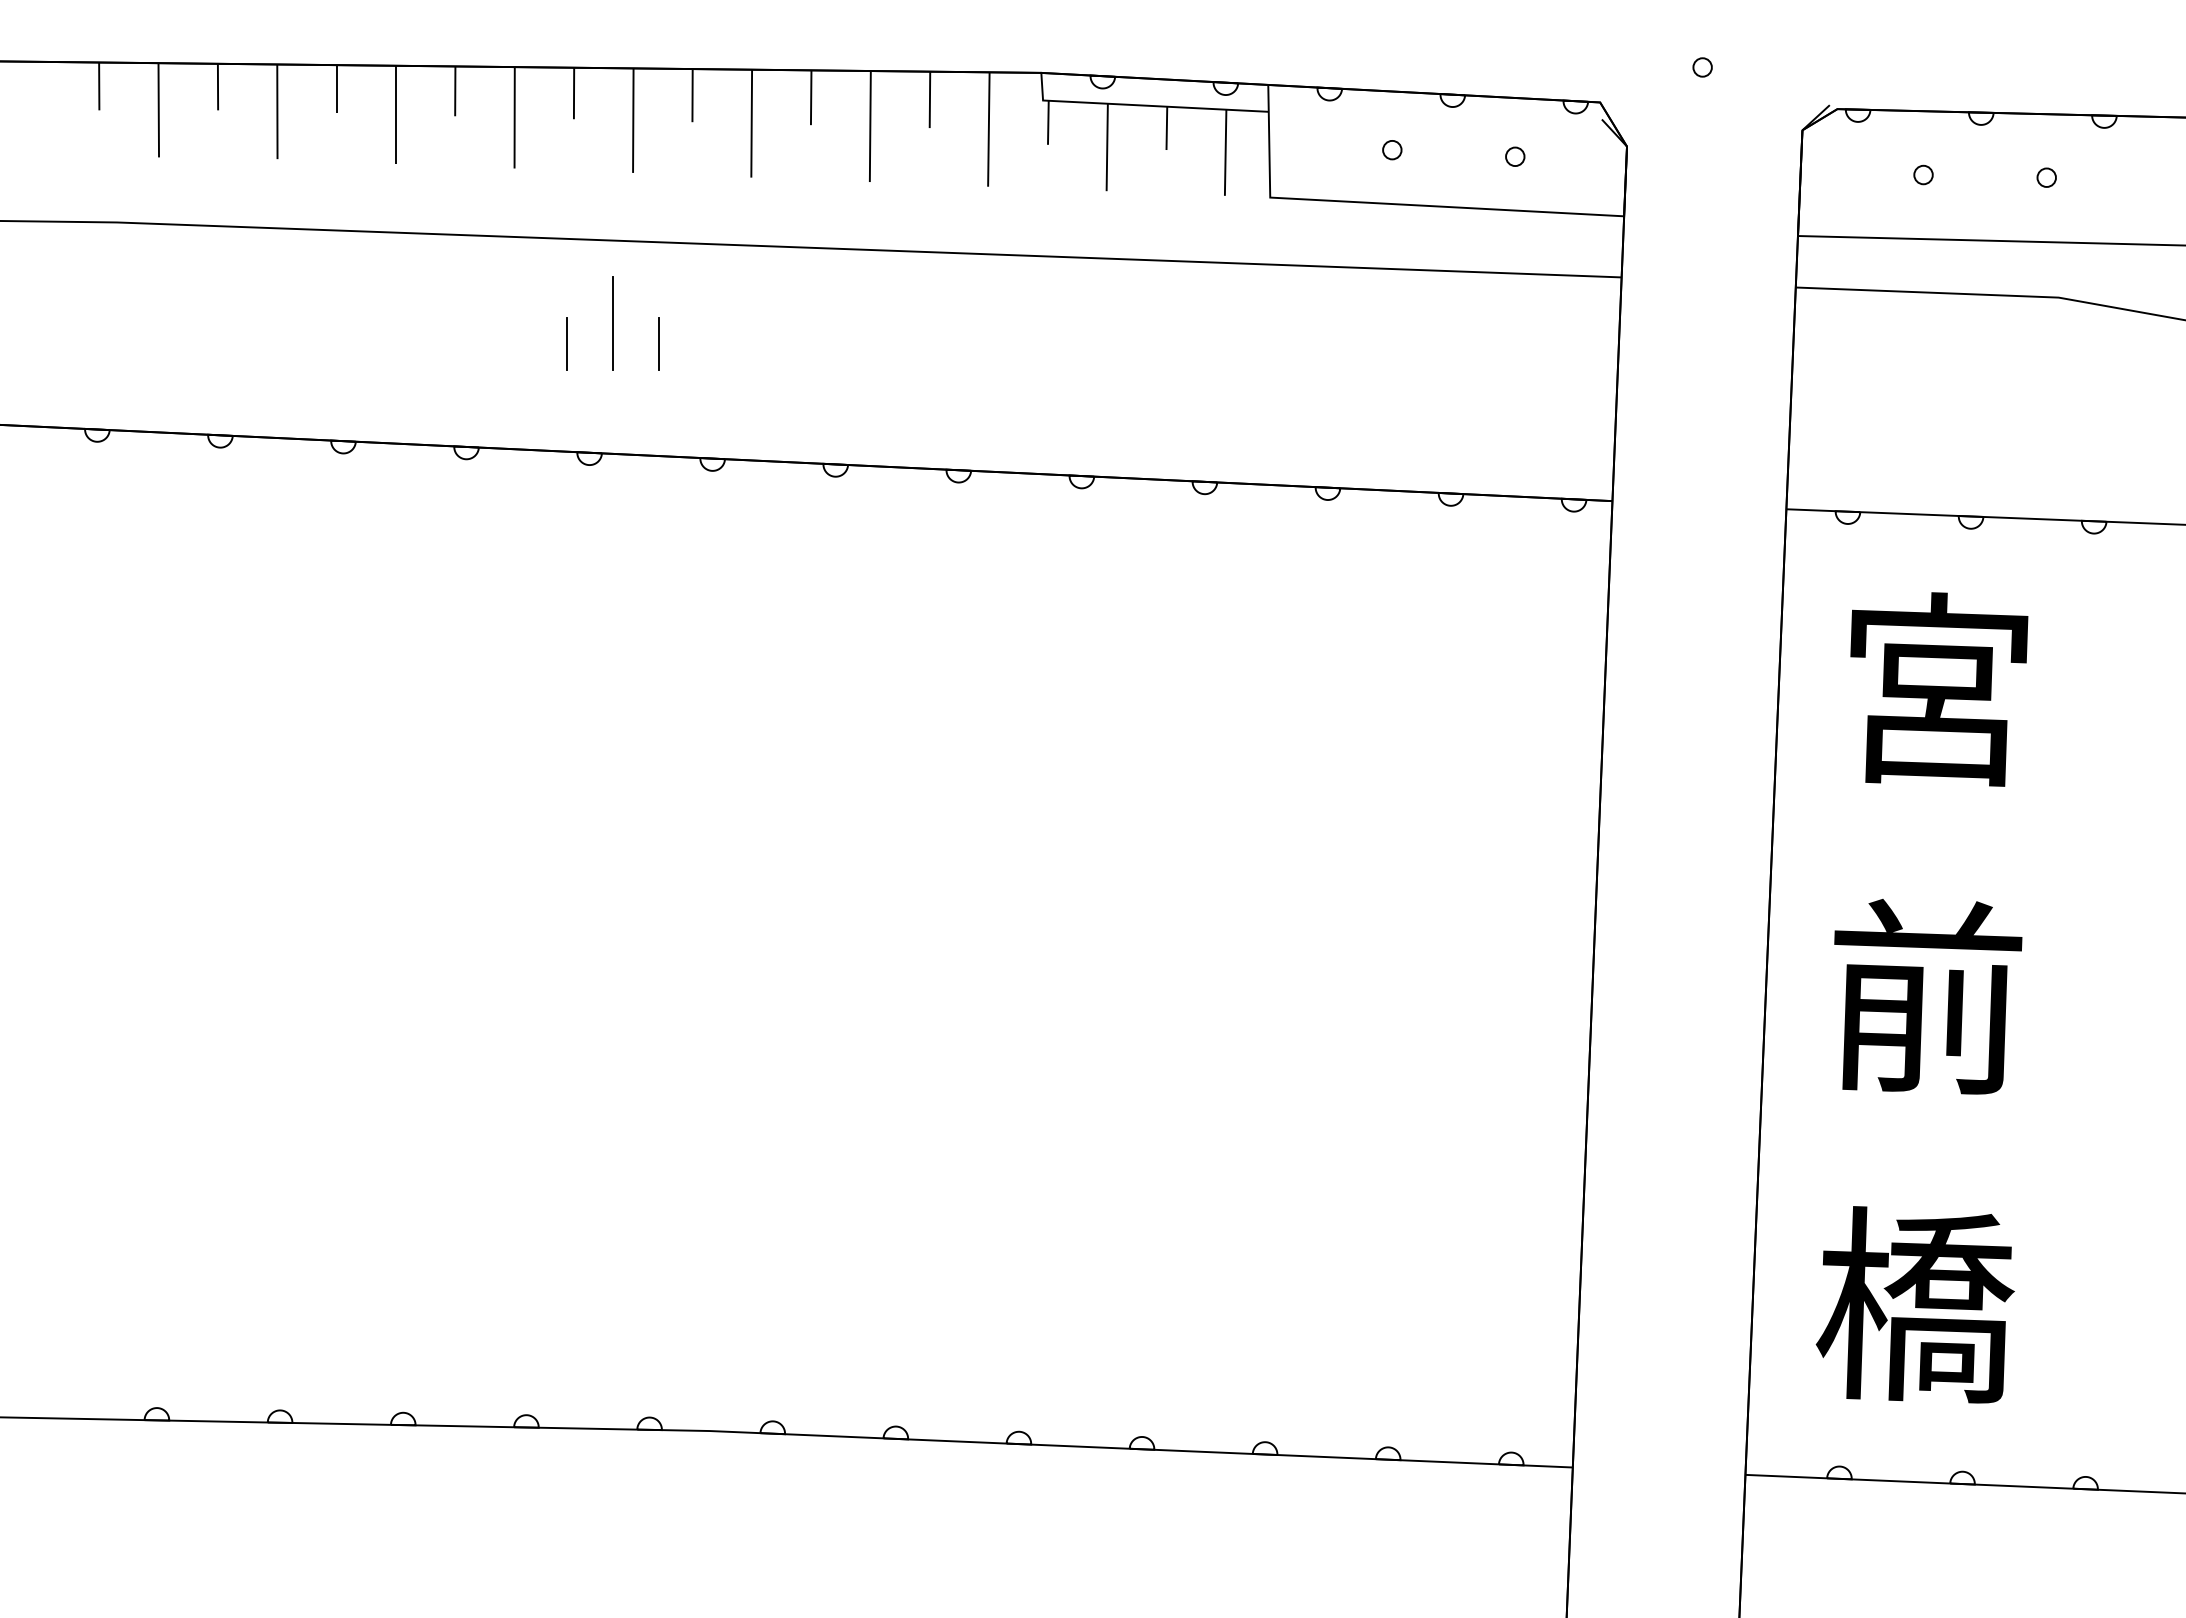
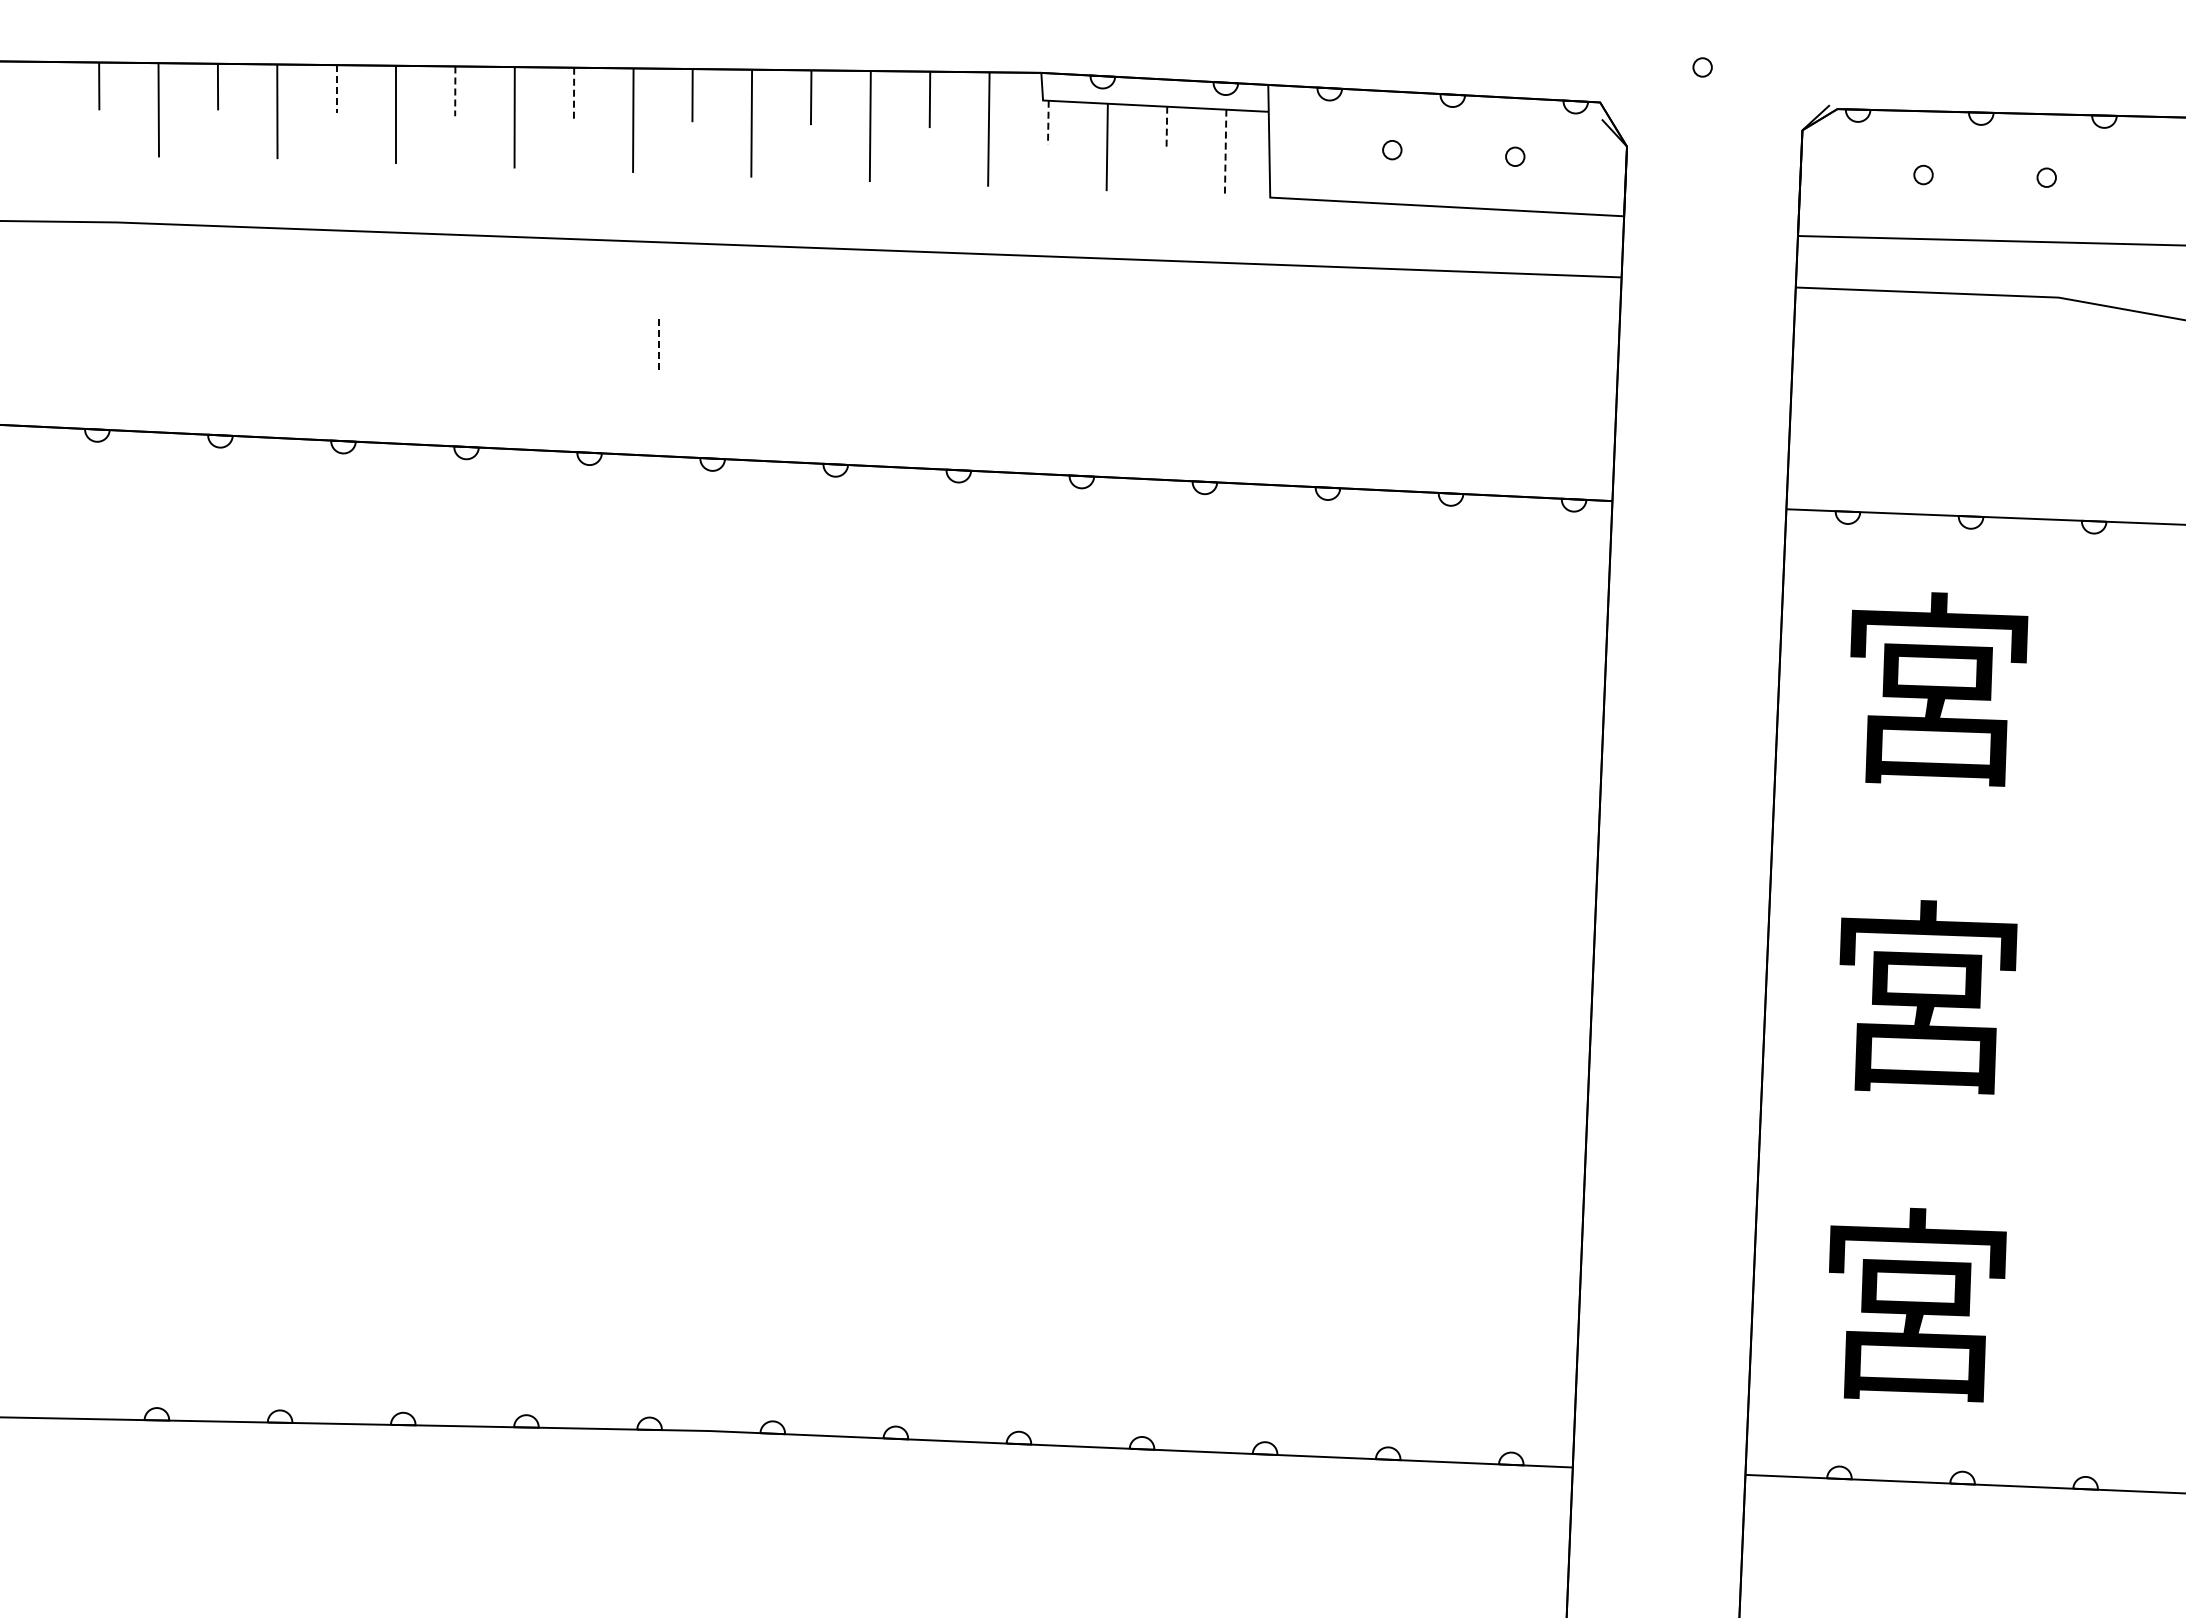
line: solid -> dashed (336, 89)
line: solid -> dashed (455, 91)
line: solid -> dashed (574, 93)
line: solid -> dashed (1048, 123)
line: solid -> dashed (1166, 128)
line: solid -> dashed (1225, 153)
line: present -> none (612, 323)
line: present -> none (566, 343)
line: solid -> dashed (659, 343)
text: 前 -> 宮 (1928, 996)
text: 橋 -> 宮 (1914, 1304)
